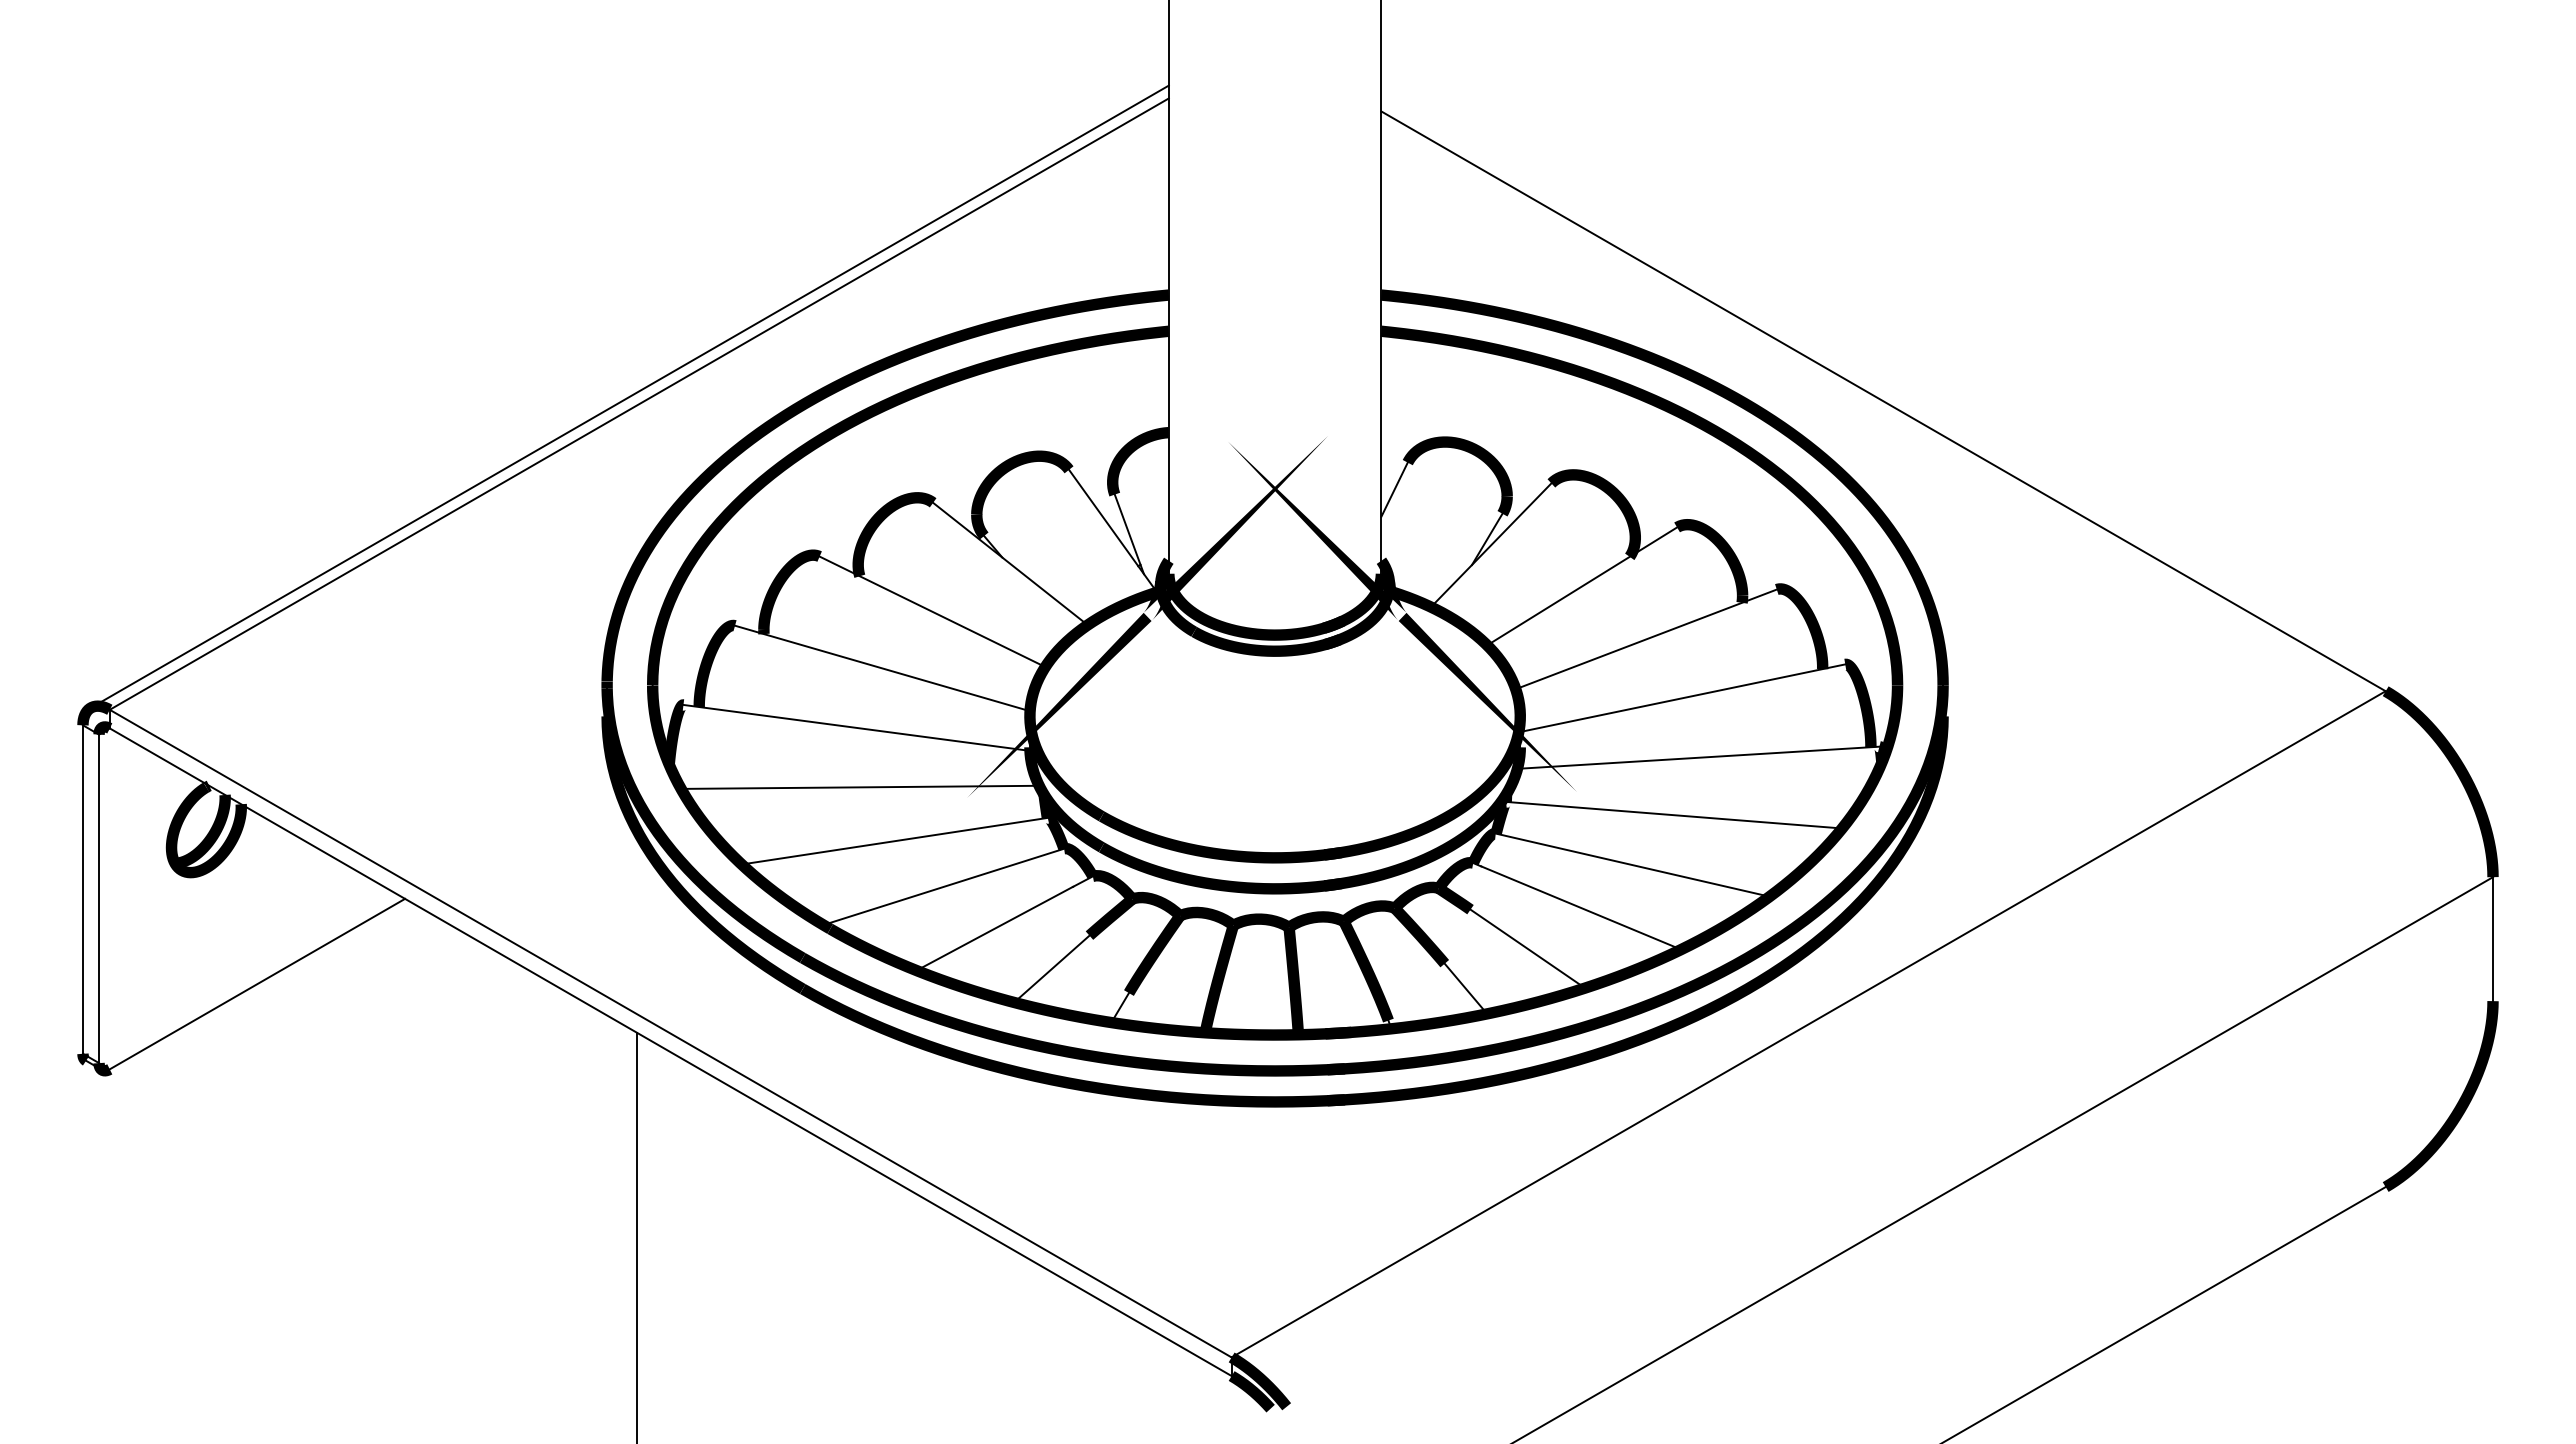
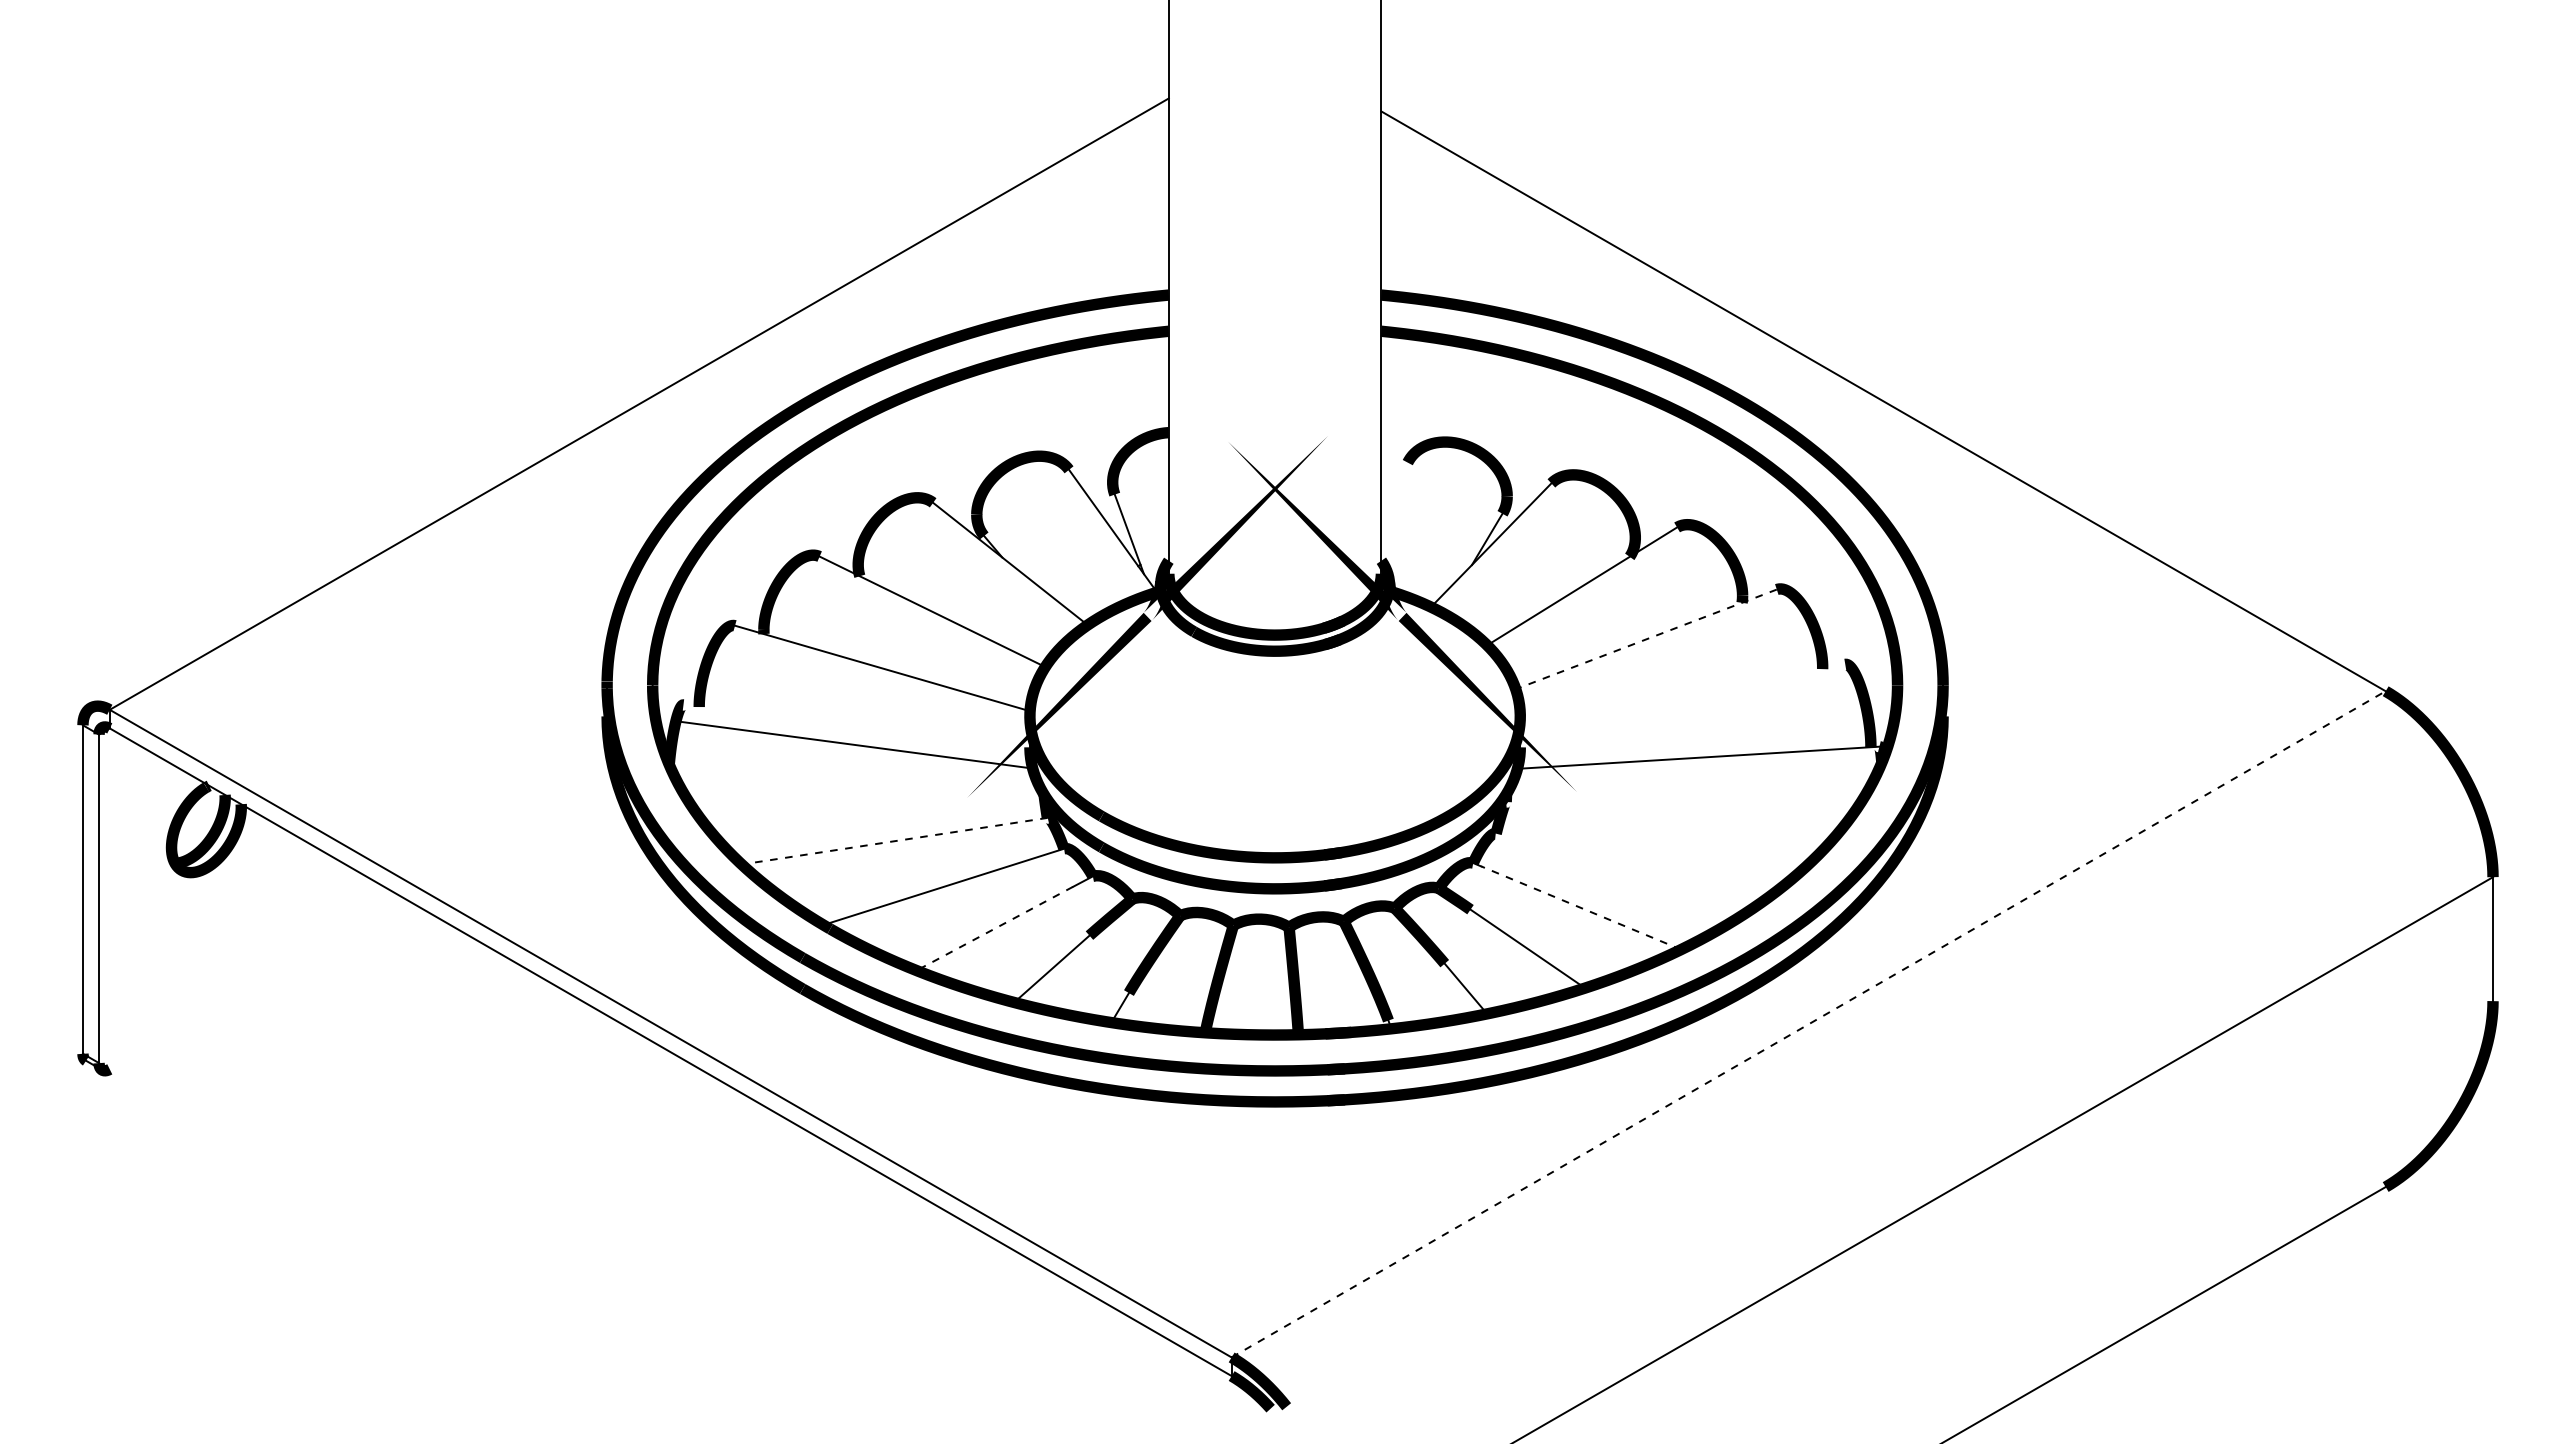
line: present -> none (629, 396)
line: present -> none (1394, 489)
line: solid -> dashed (1646, 639)
line: present -> none (1682, 697)
line position: (856, 727) -> (854, 744) (854, 744)
line: present -> none (860, 786)
line: present -> none (1674, 814)
line: solid -> dashed (894, 841)
line: present -> none (1632, 864)
line: solid -> dashed (1580, 907)
line: solid -> dashed (994, 928)
line: present -> none (257, 983)
line: solid -> dashed (1809, 1024)
line: present -> none (637, 1236)
